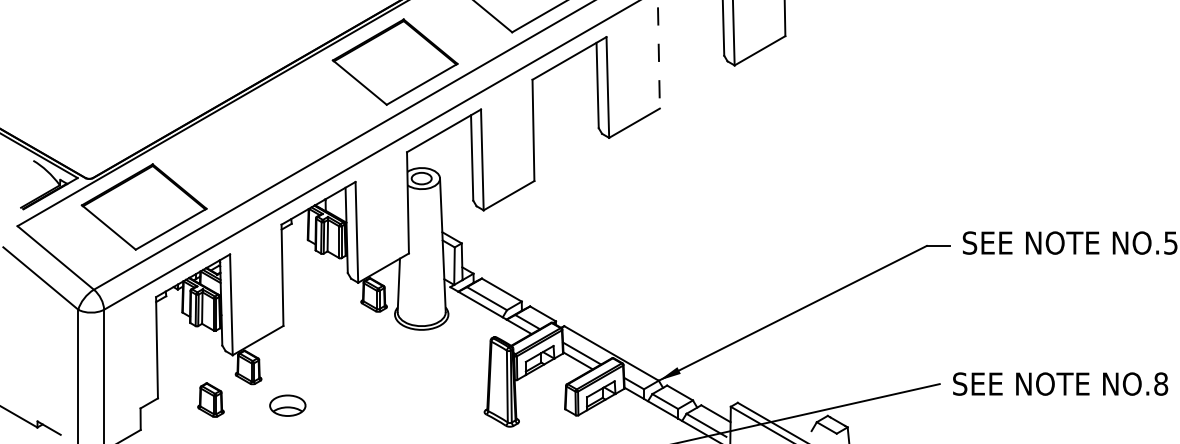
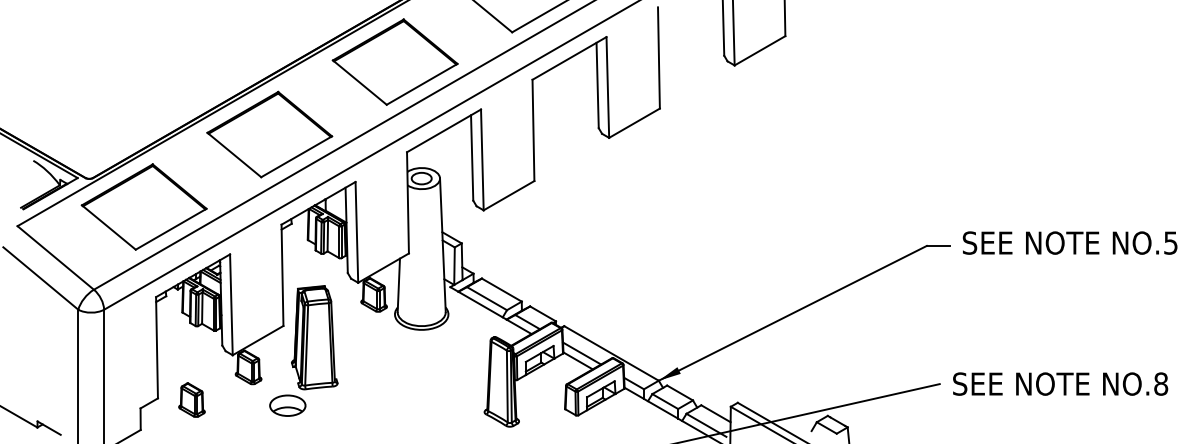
line: dashed -> solid (658, 57)
part: none -> present (269, 134)
part: none -> present (314, 337)
part position: (210, 399) -> (191, 399) (191, 399)
